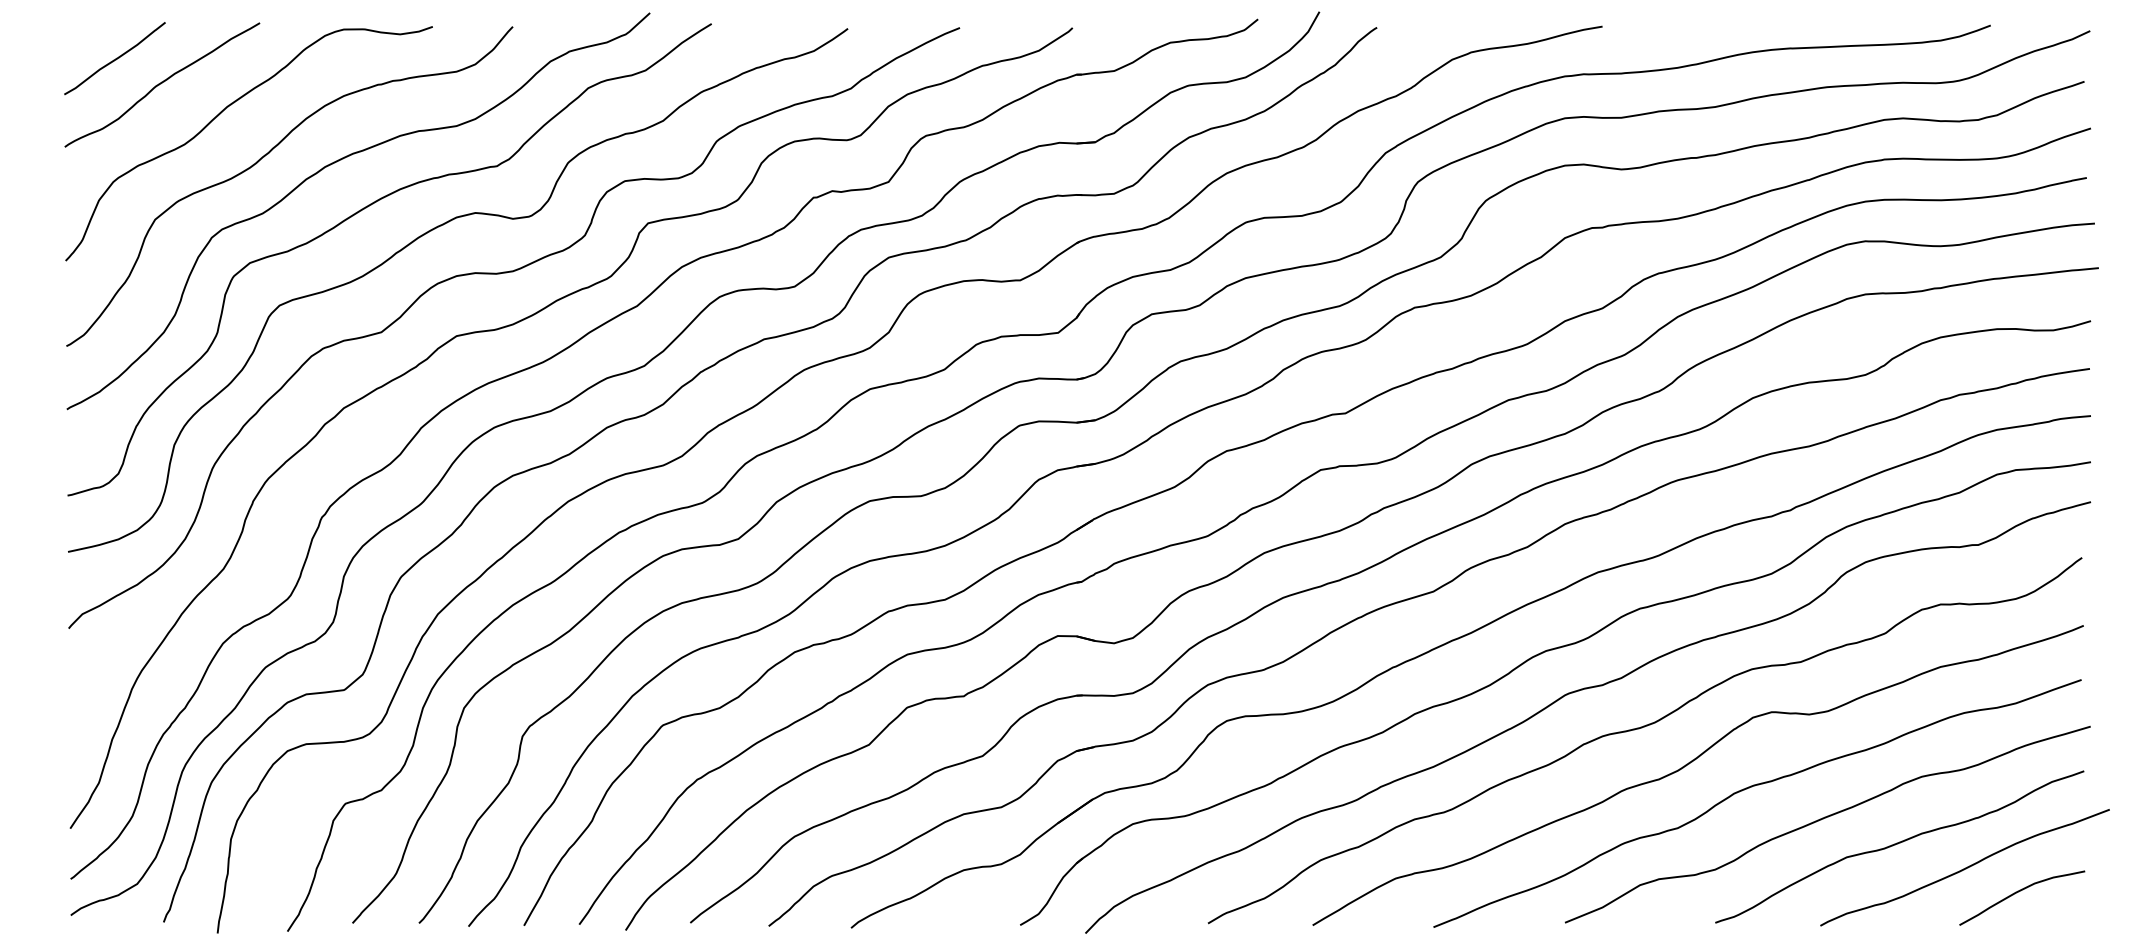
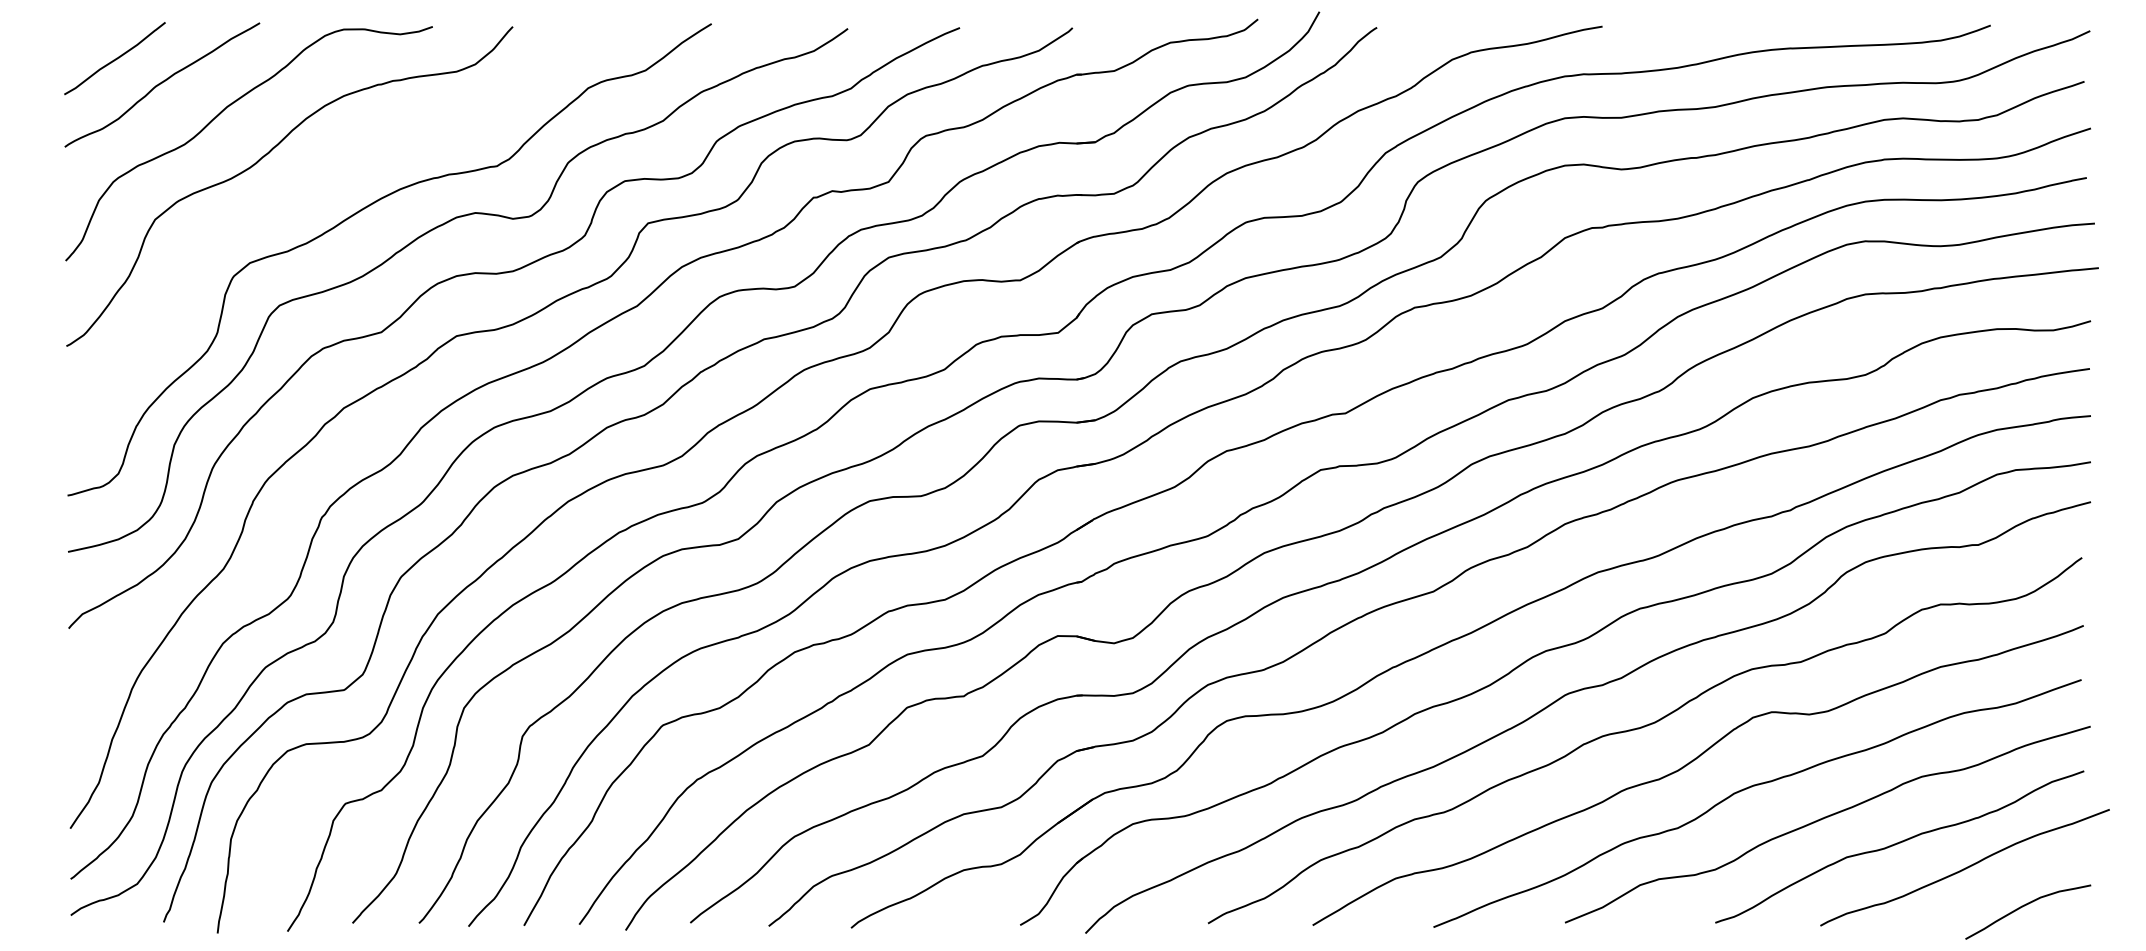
curve: present -> none (337, 162)
curve position: (2020, 891) -> (2026, 905) (2026, 905)
